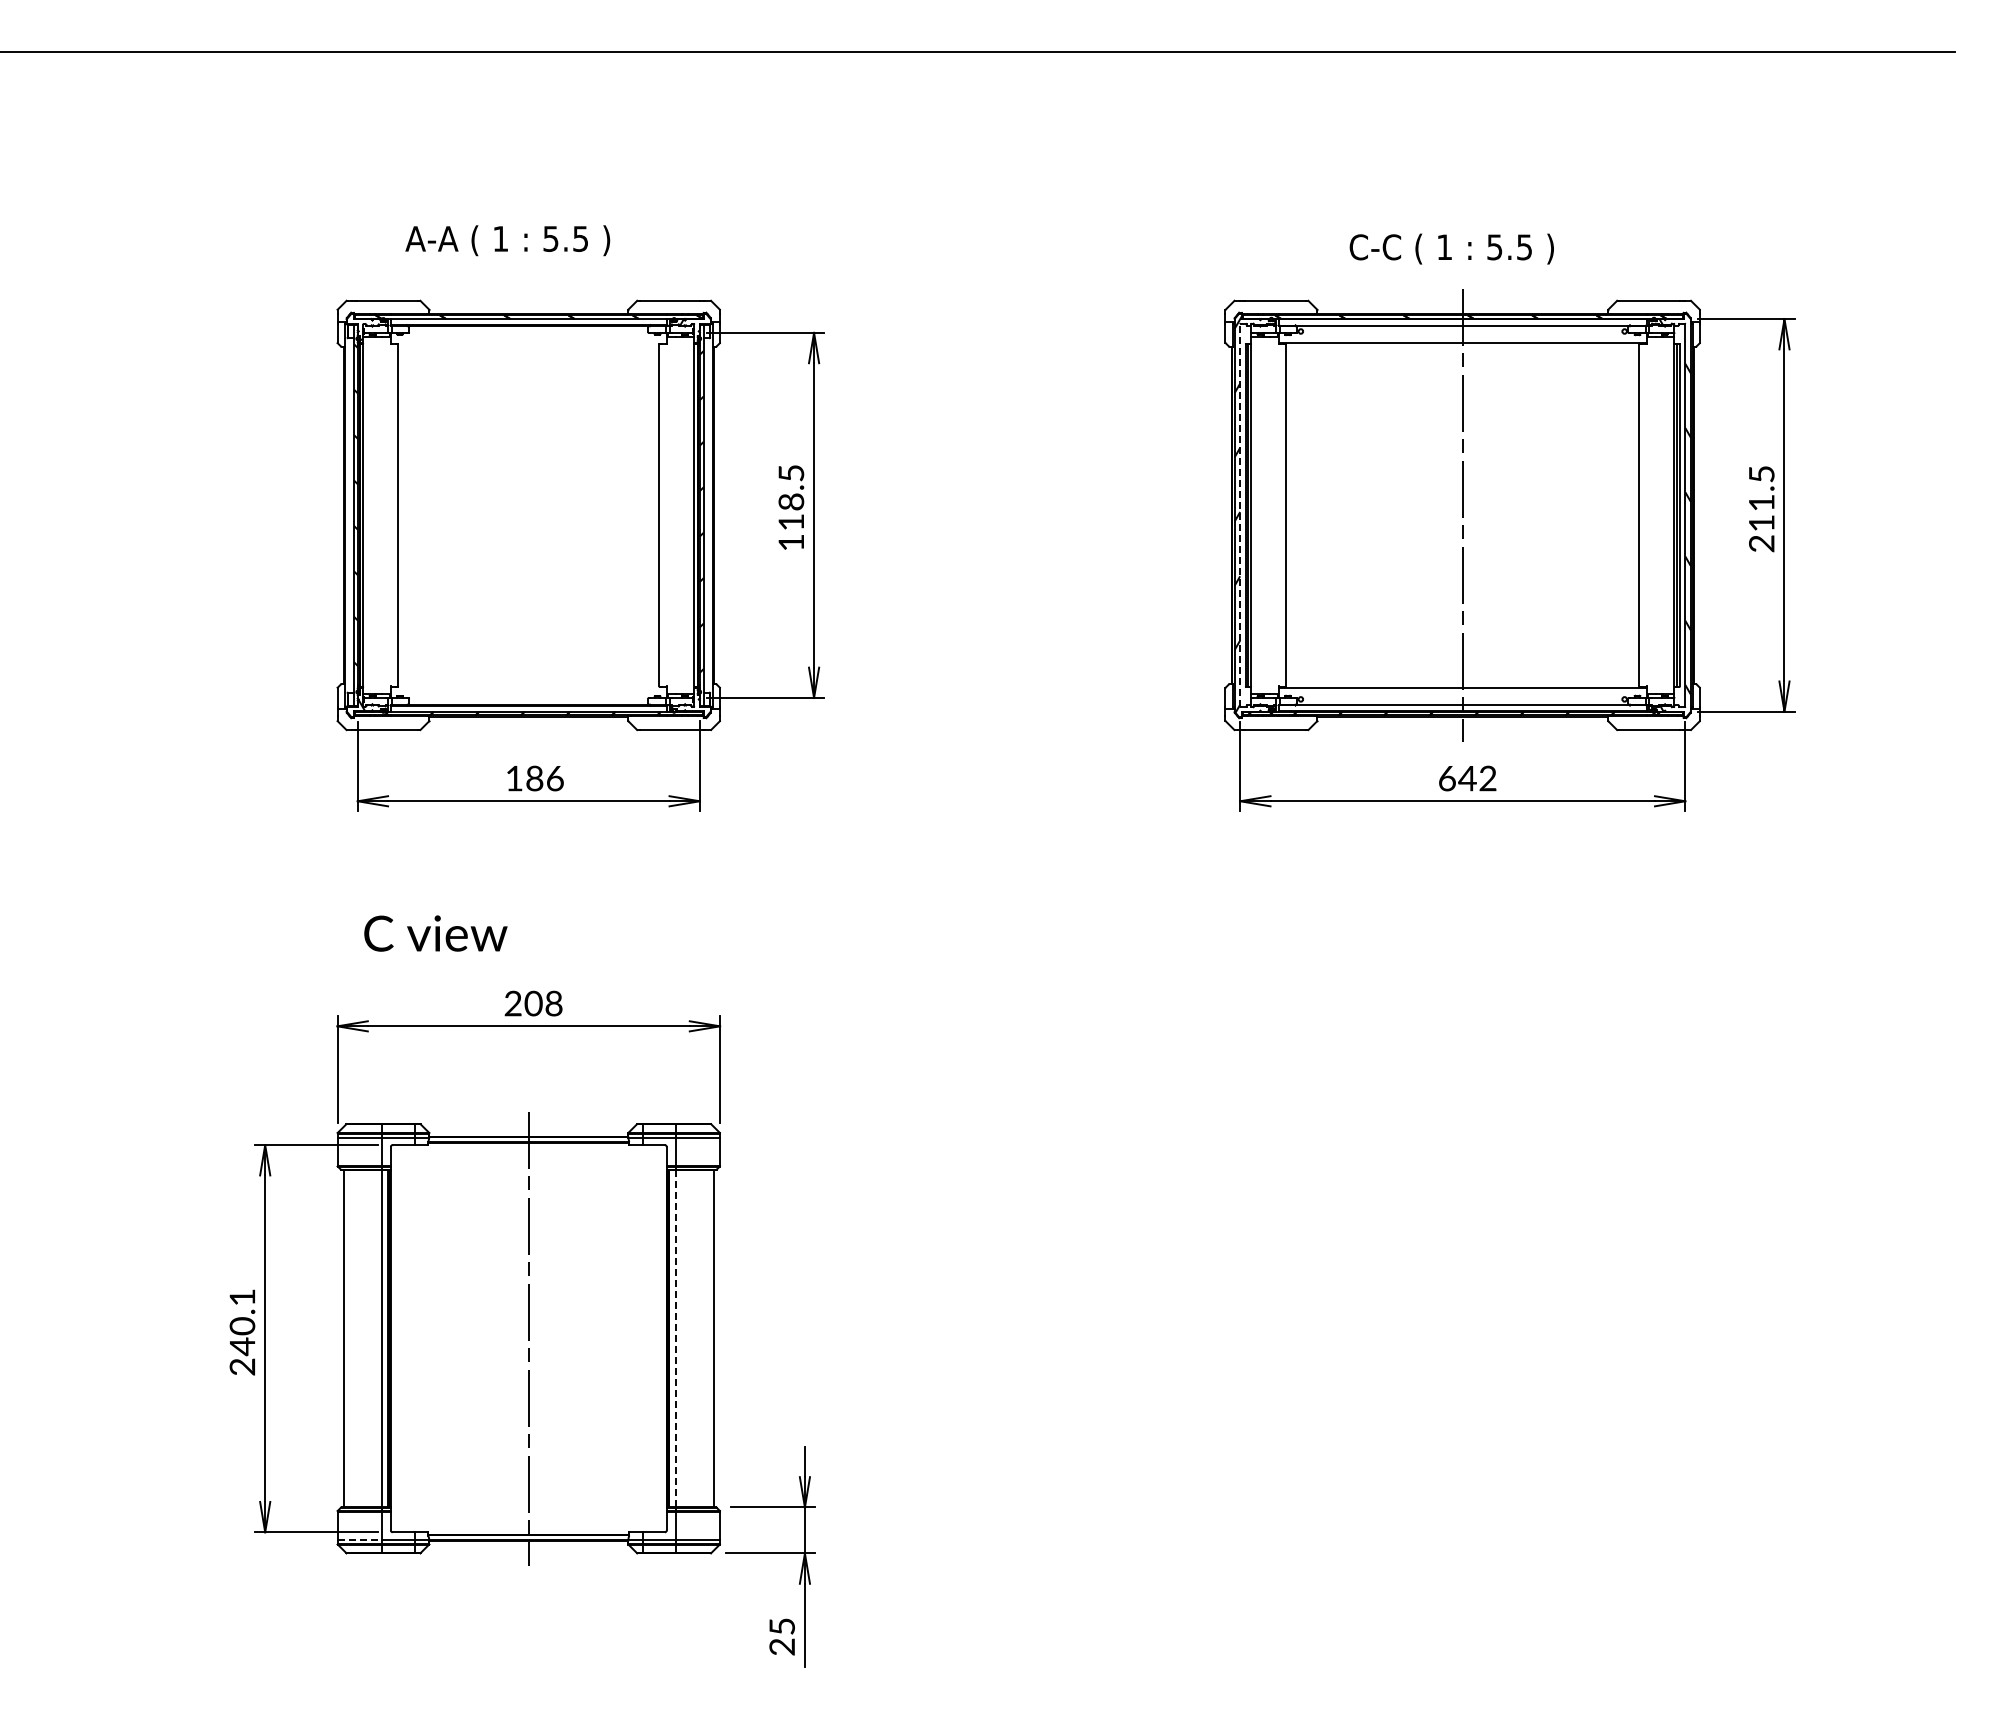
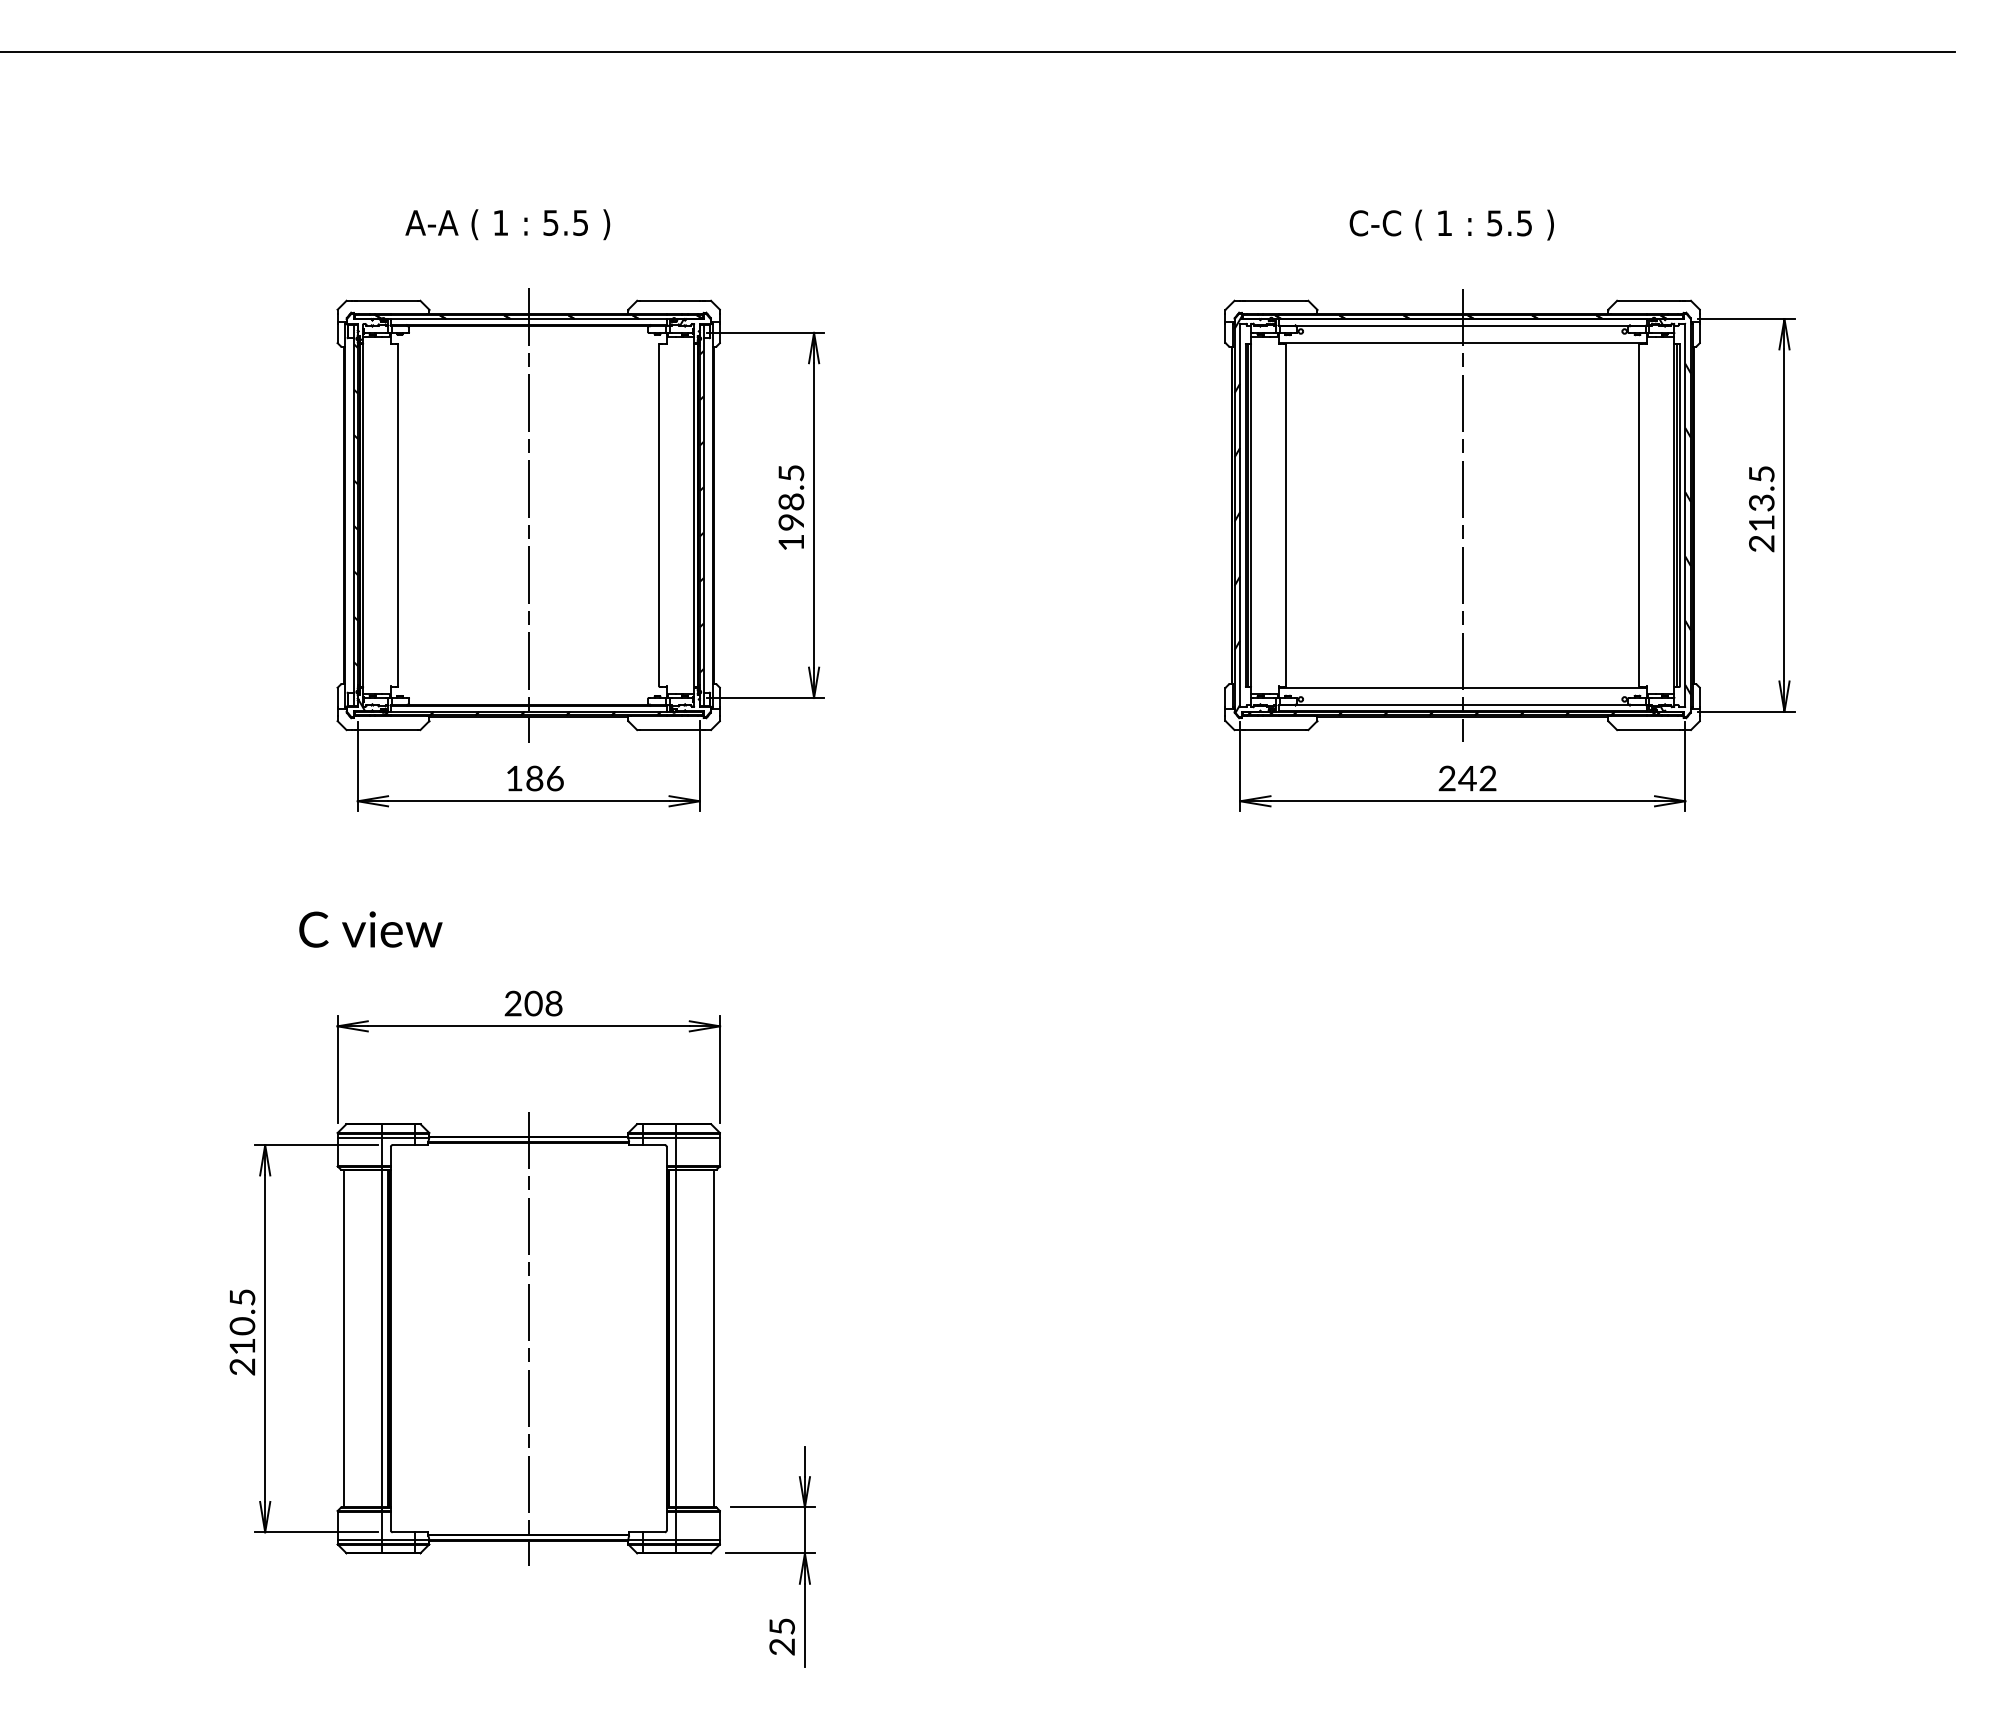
text position: (507, 240) -> (507, 224) (507, 224)
text position: (1451, 248) -> (1451, 224) (1451, 224)
text: 211.5 -> 213.5 (1761, 502)
line: dashed -> solid (1240, 514)
line: none -> present (528, 515)
text: 118.5 -> 198.5 (790, 522)
text: 642 -> 242 (1446, 778)
text position: (435, 933) -> (370, 929) (370, 929)
text: 240.1 -> 210.5 (242, 1322)
line: dashed -> solid (675, 1338)
line: dashed -> solid (360, 1539)
